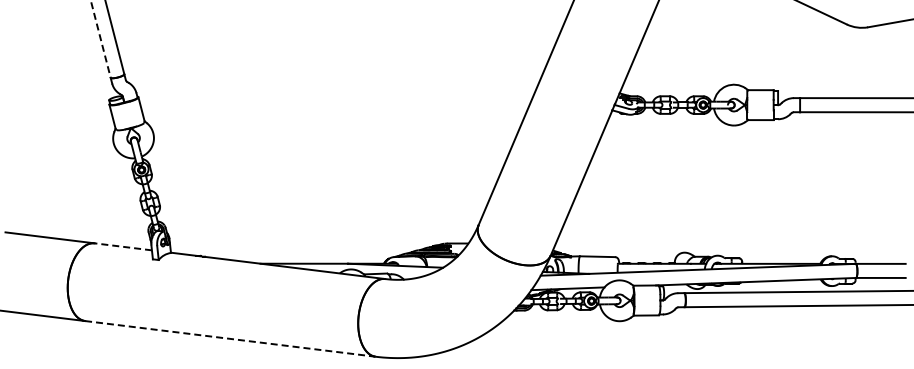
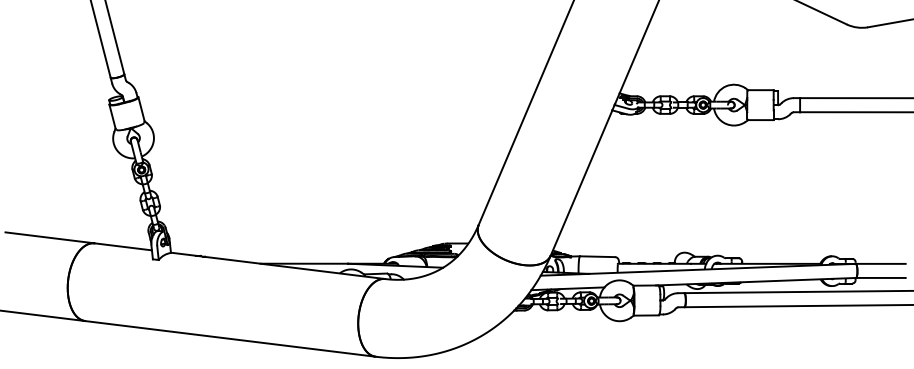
line: dashed -> solid (100, 39)
line: dashed -> solid (123, 246)
line: dashed -> solid (230, 338)
